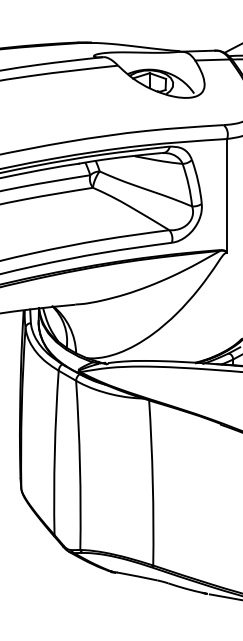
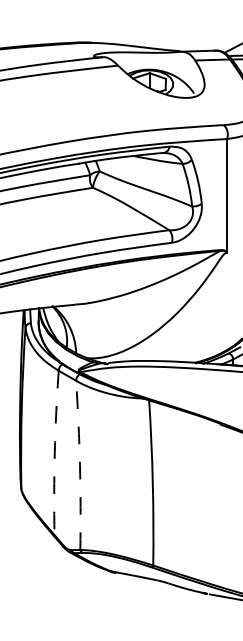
arc: solid -> dashed (54, 452)
arc: solid -> dashed (80, 465)
